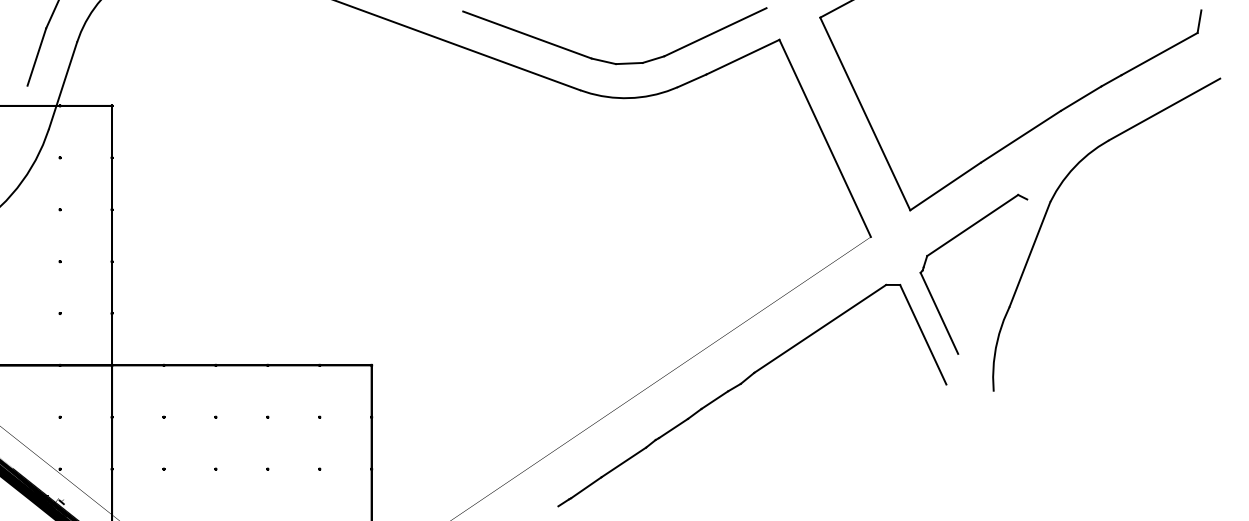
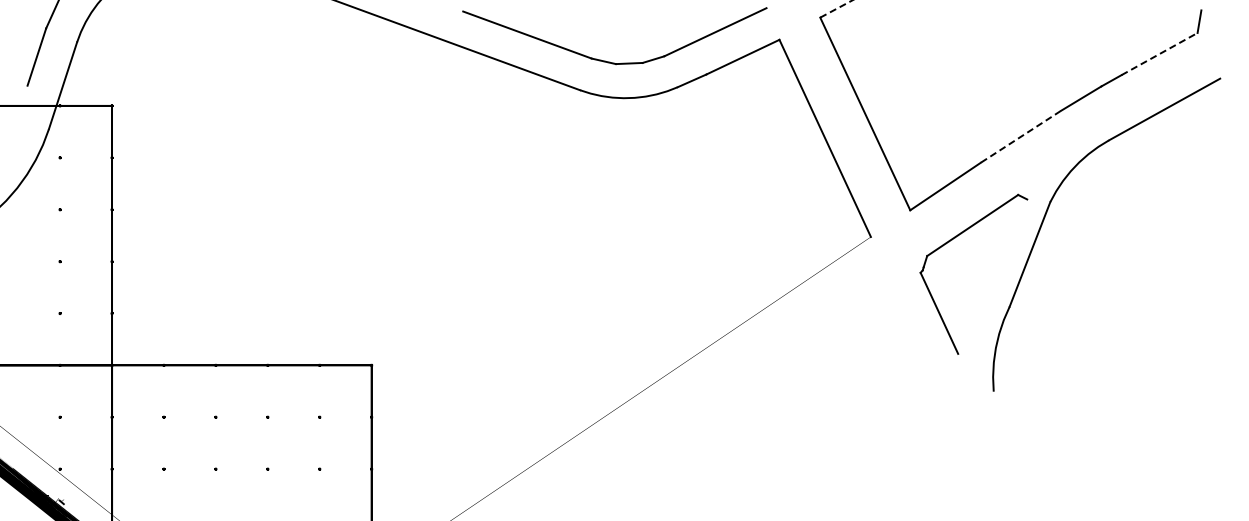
line: solid -> dashed (836, 8)
line: solid -> dashed (1160, 53)
line: solid -> dashed (1021, 136)
part: present -> none (744, 382)
